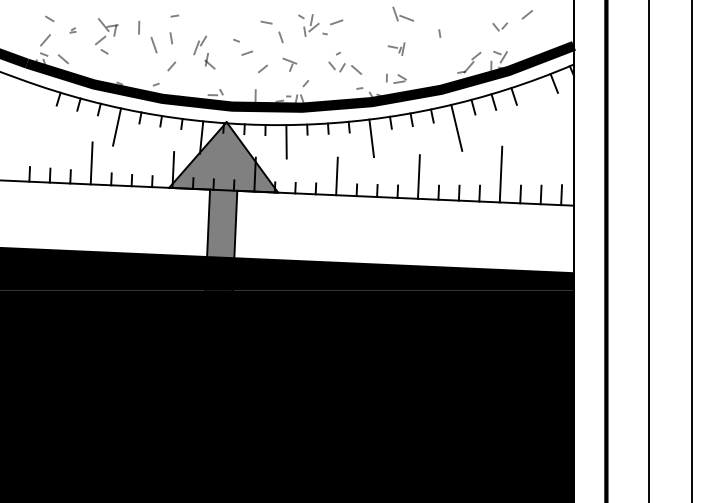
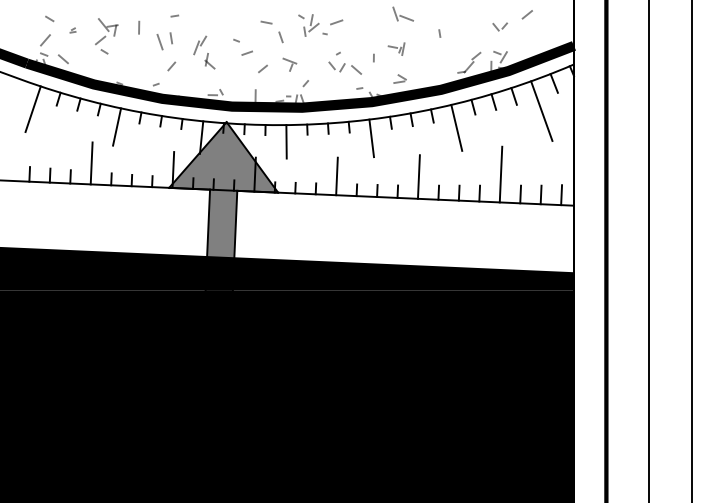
line position: (153, 45) -> (159, 42) (159, 42)
line position: (386, 77) -> (373, 57) (373, 57)
line: none -> present (32, 109)
line: none -> present (541, 110)
